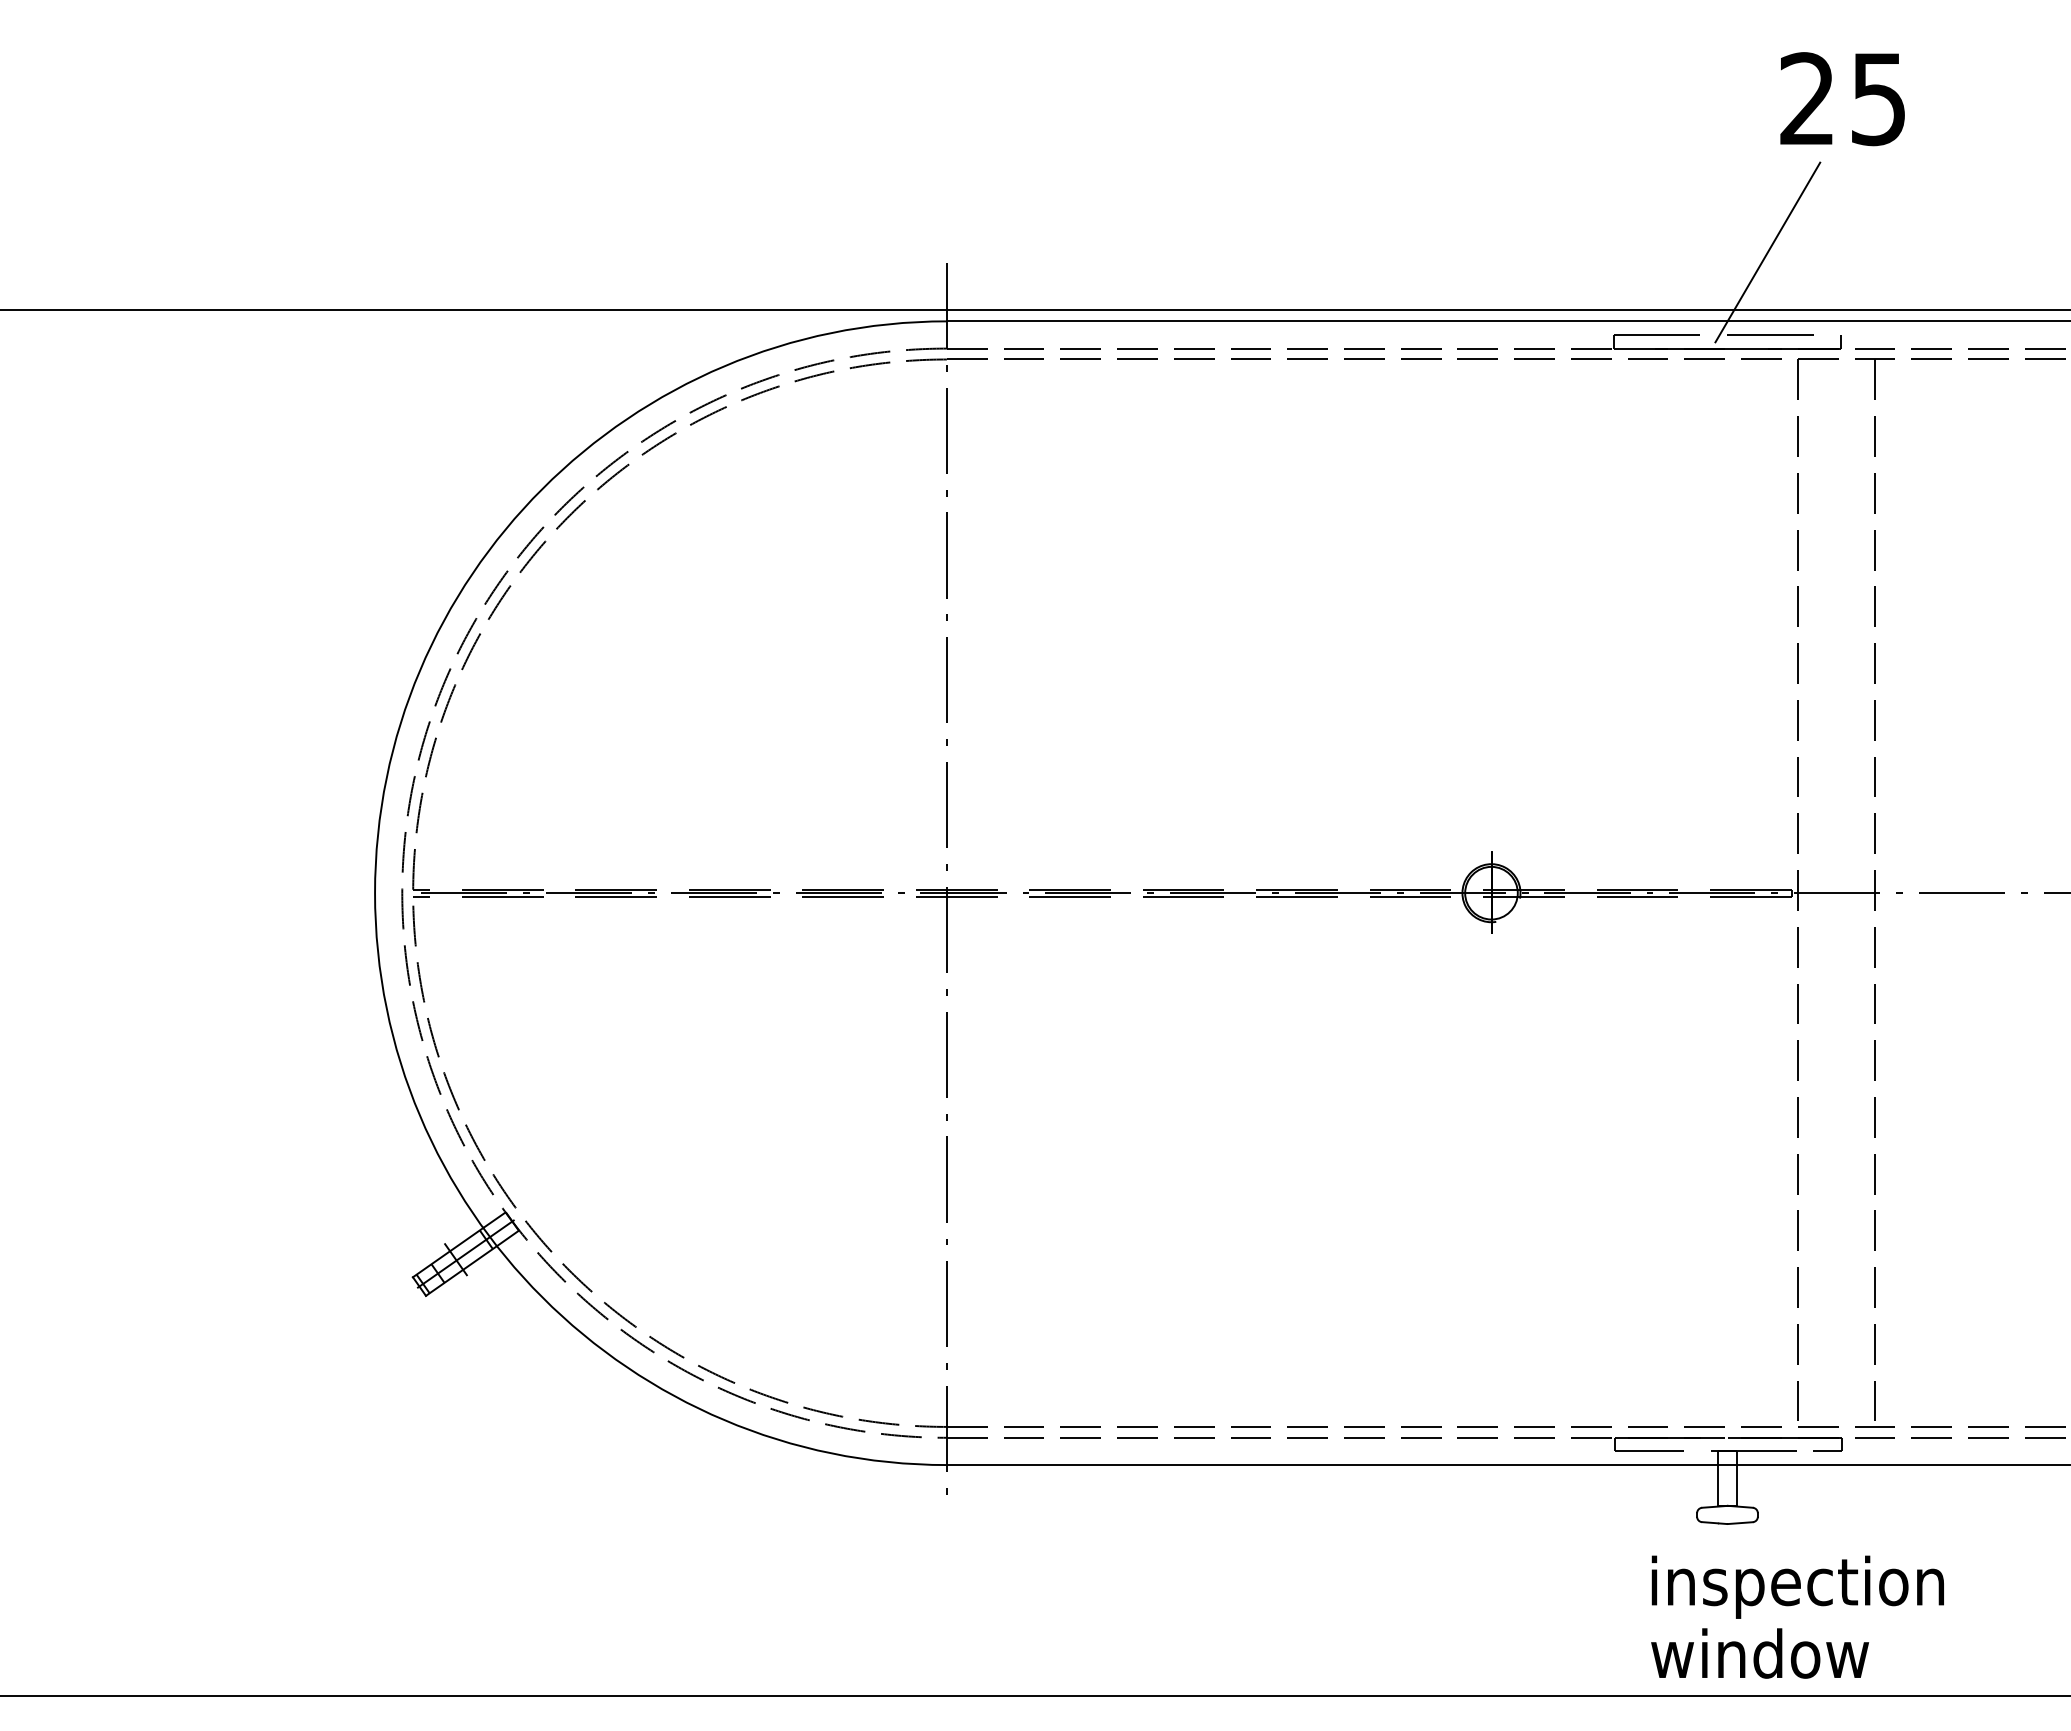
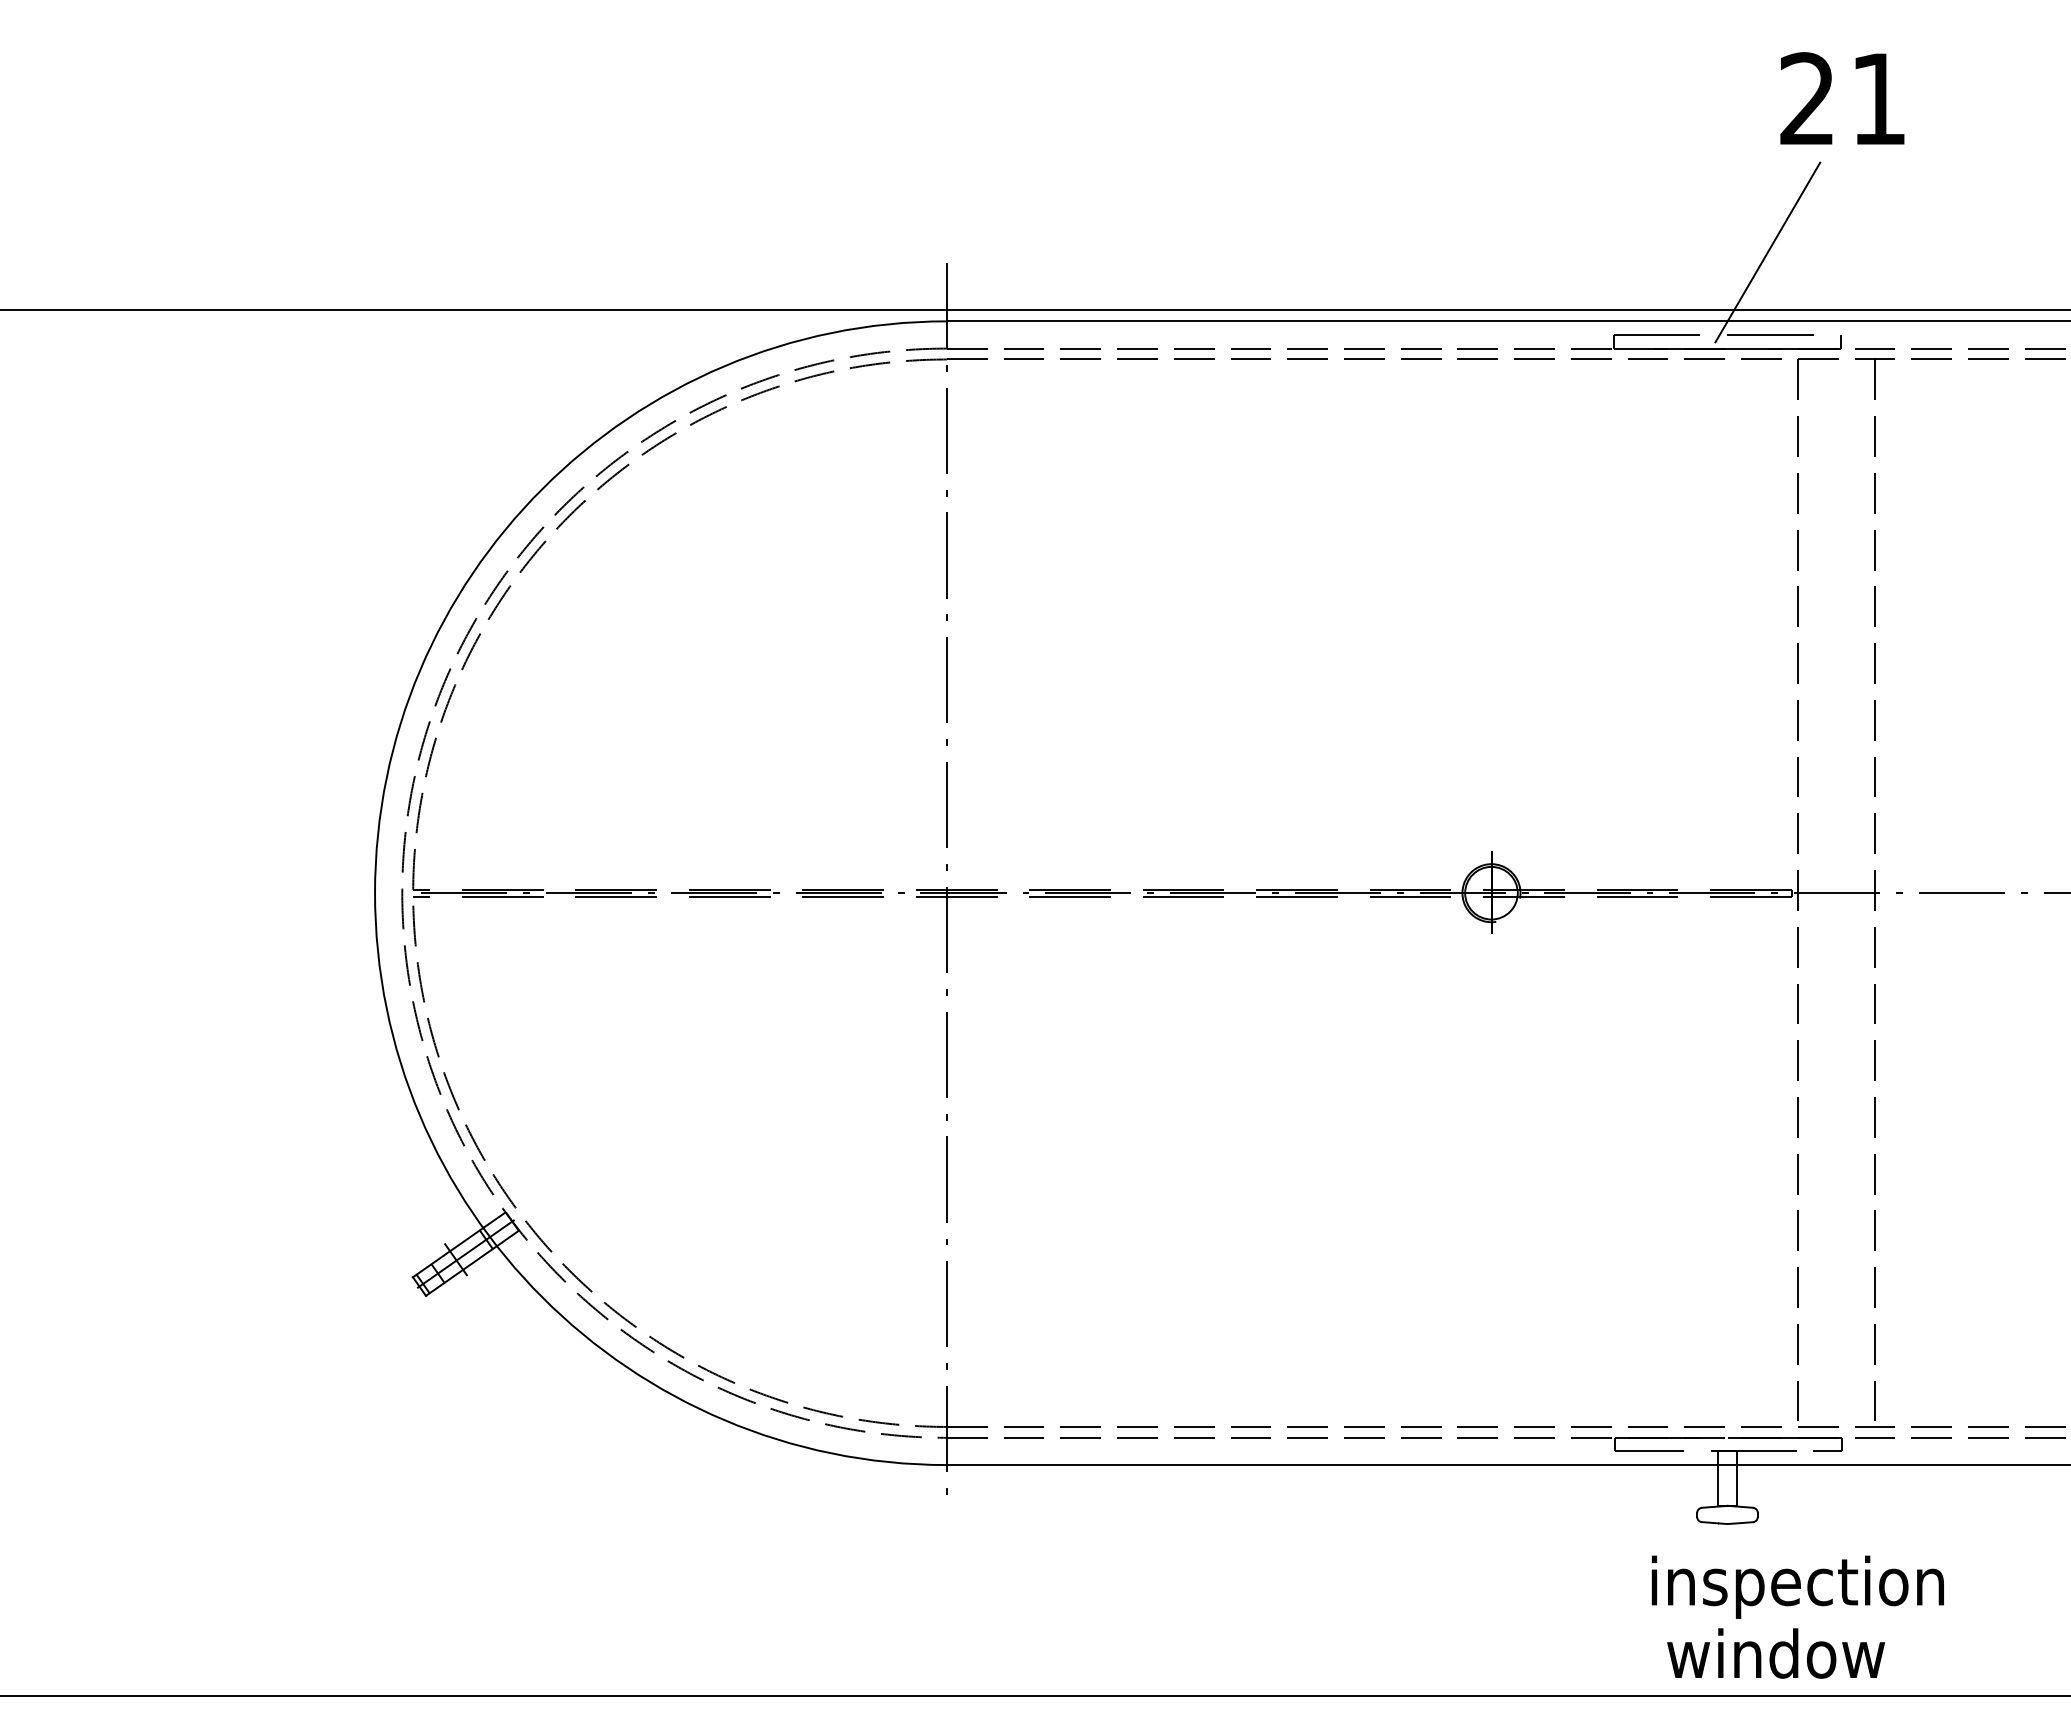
text: 25 -> 21 (1878, 99)
text position: (1759, 1653) -> (1775, 1653) (1775, 1653)
